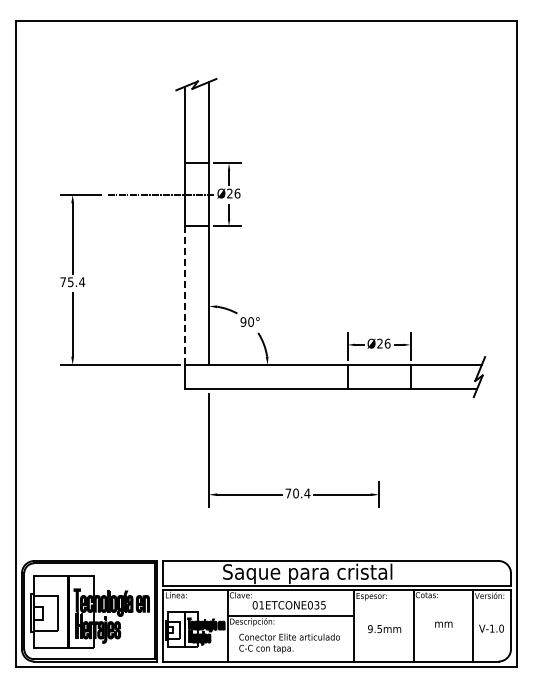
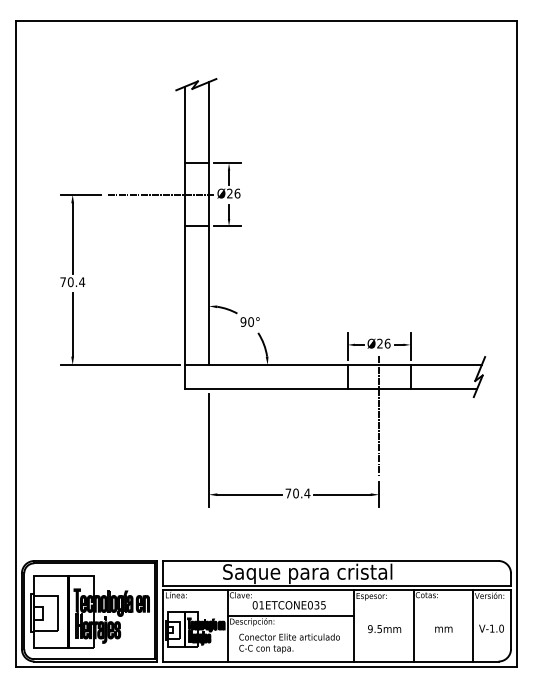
text: 75.4 -> 70.4 (70, 282)
line: dashed -> solid (184, 295)
line: none -> present (379, 416)
text position: (443, 624) -> (443, 629) (443, 629)
